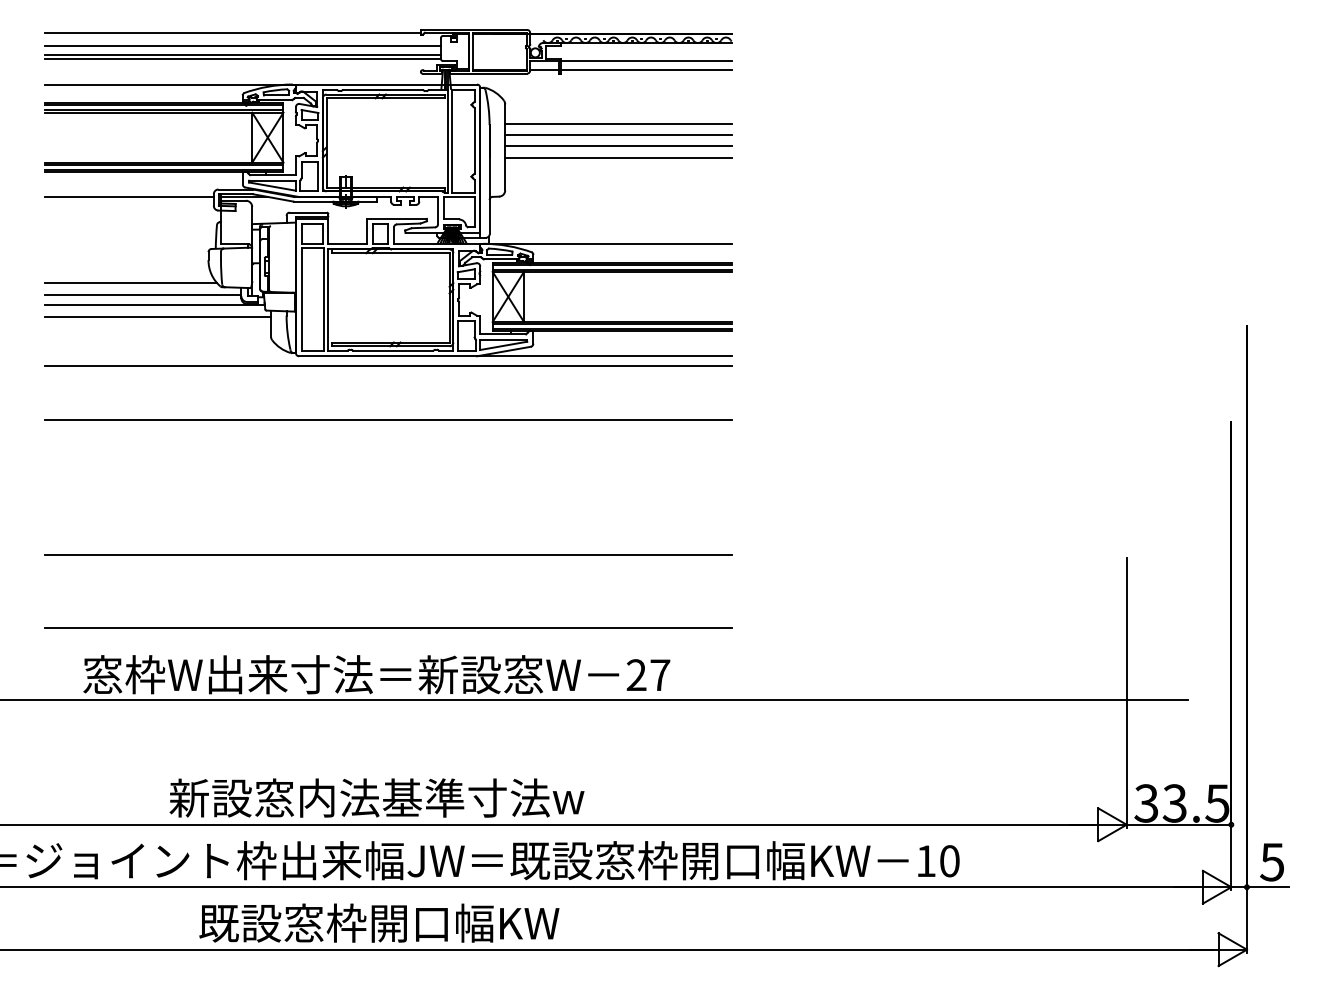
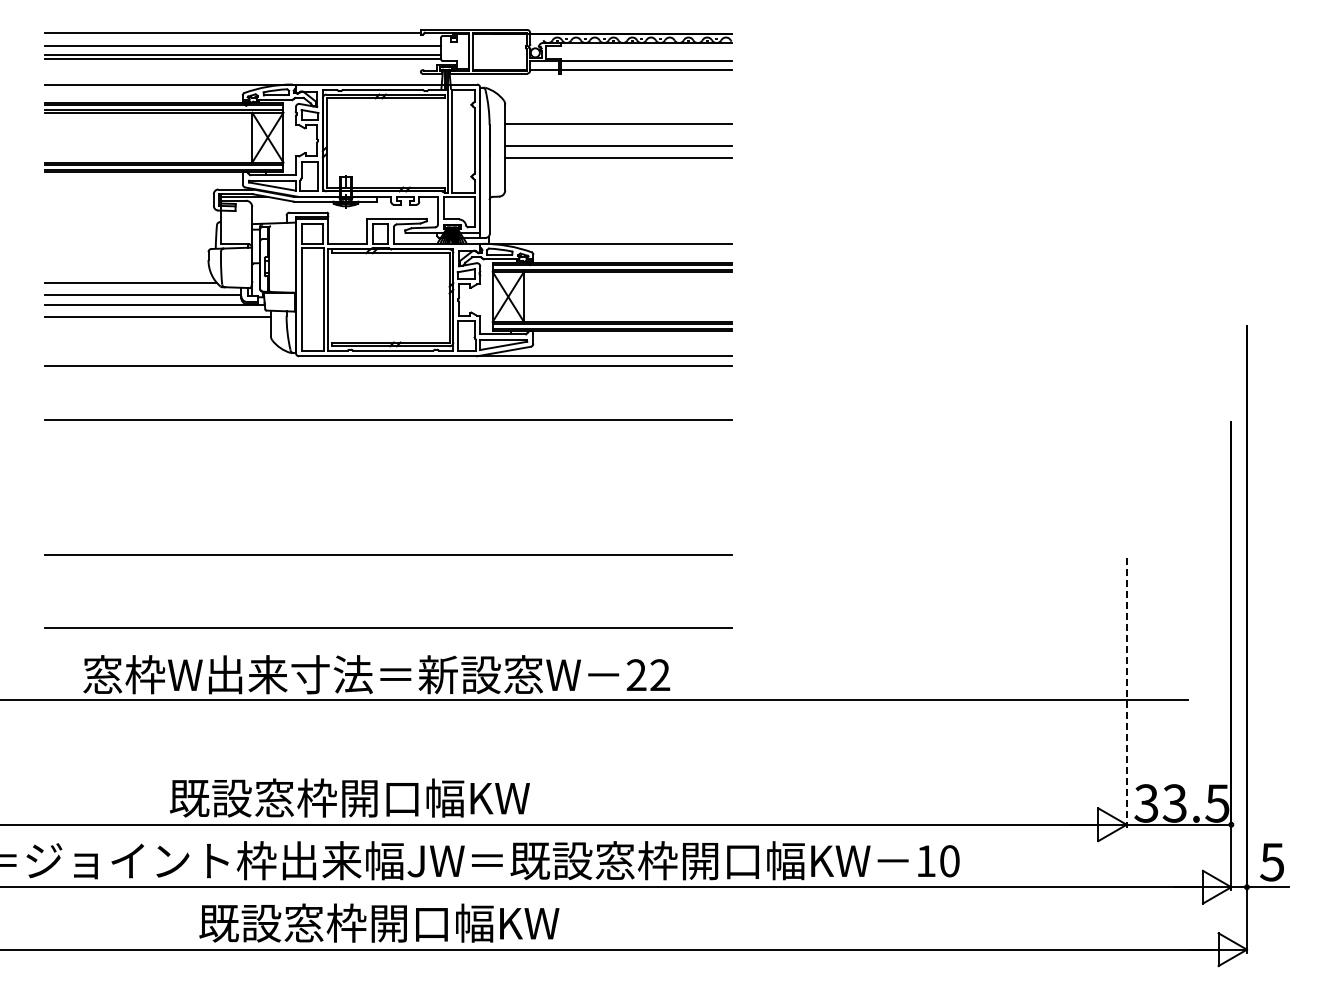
line: present -> none (618, 135)
line: present -> none (128, 197)
text: 27 -> 22 (660, 674)
line: solid -> dashed (1126, 693)
text: 新設窓内法基準寸法w -> 既設窓枠開口幅KW (376, 797)
